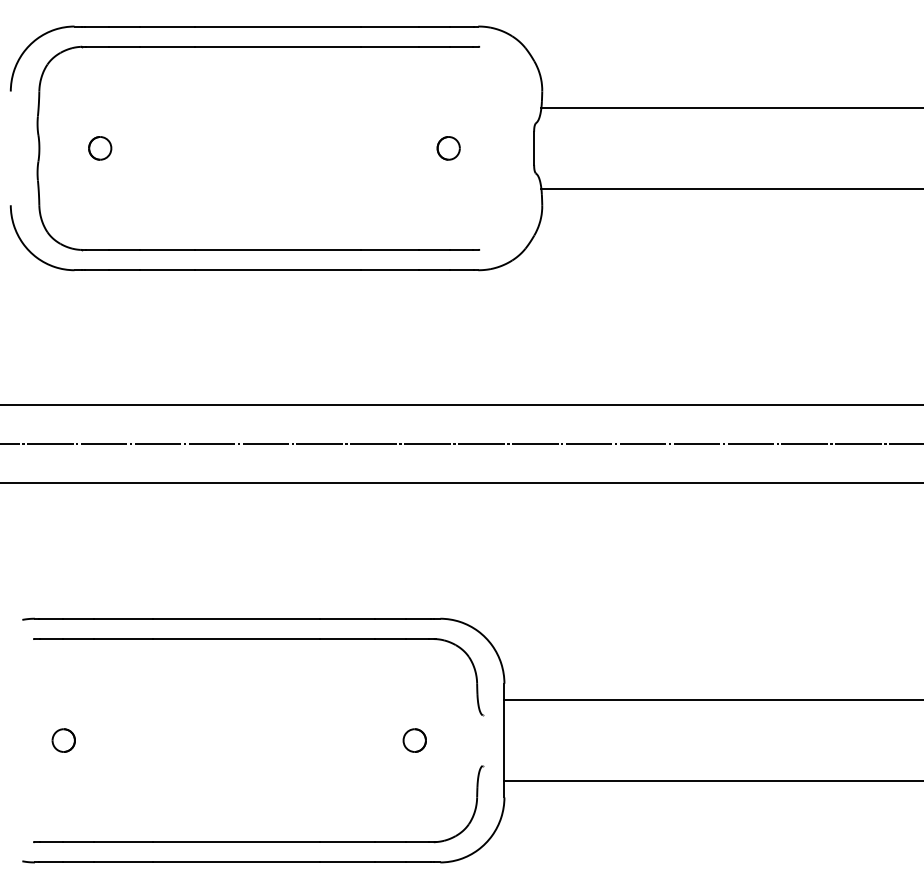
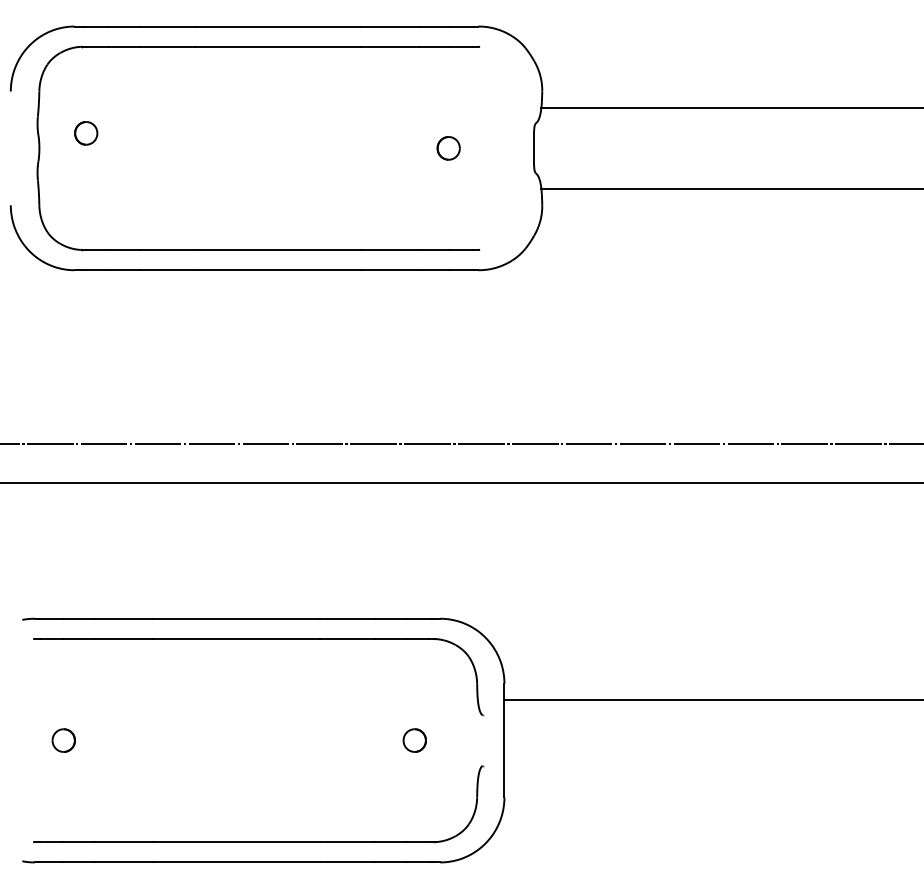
part position: (100, 148) -> (86, 133) (86, 133)
line: present -> none (461, 405)
line: present -> none (712, 781)
